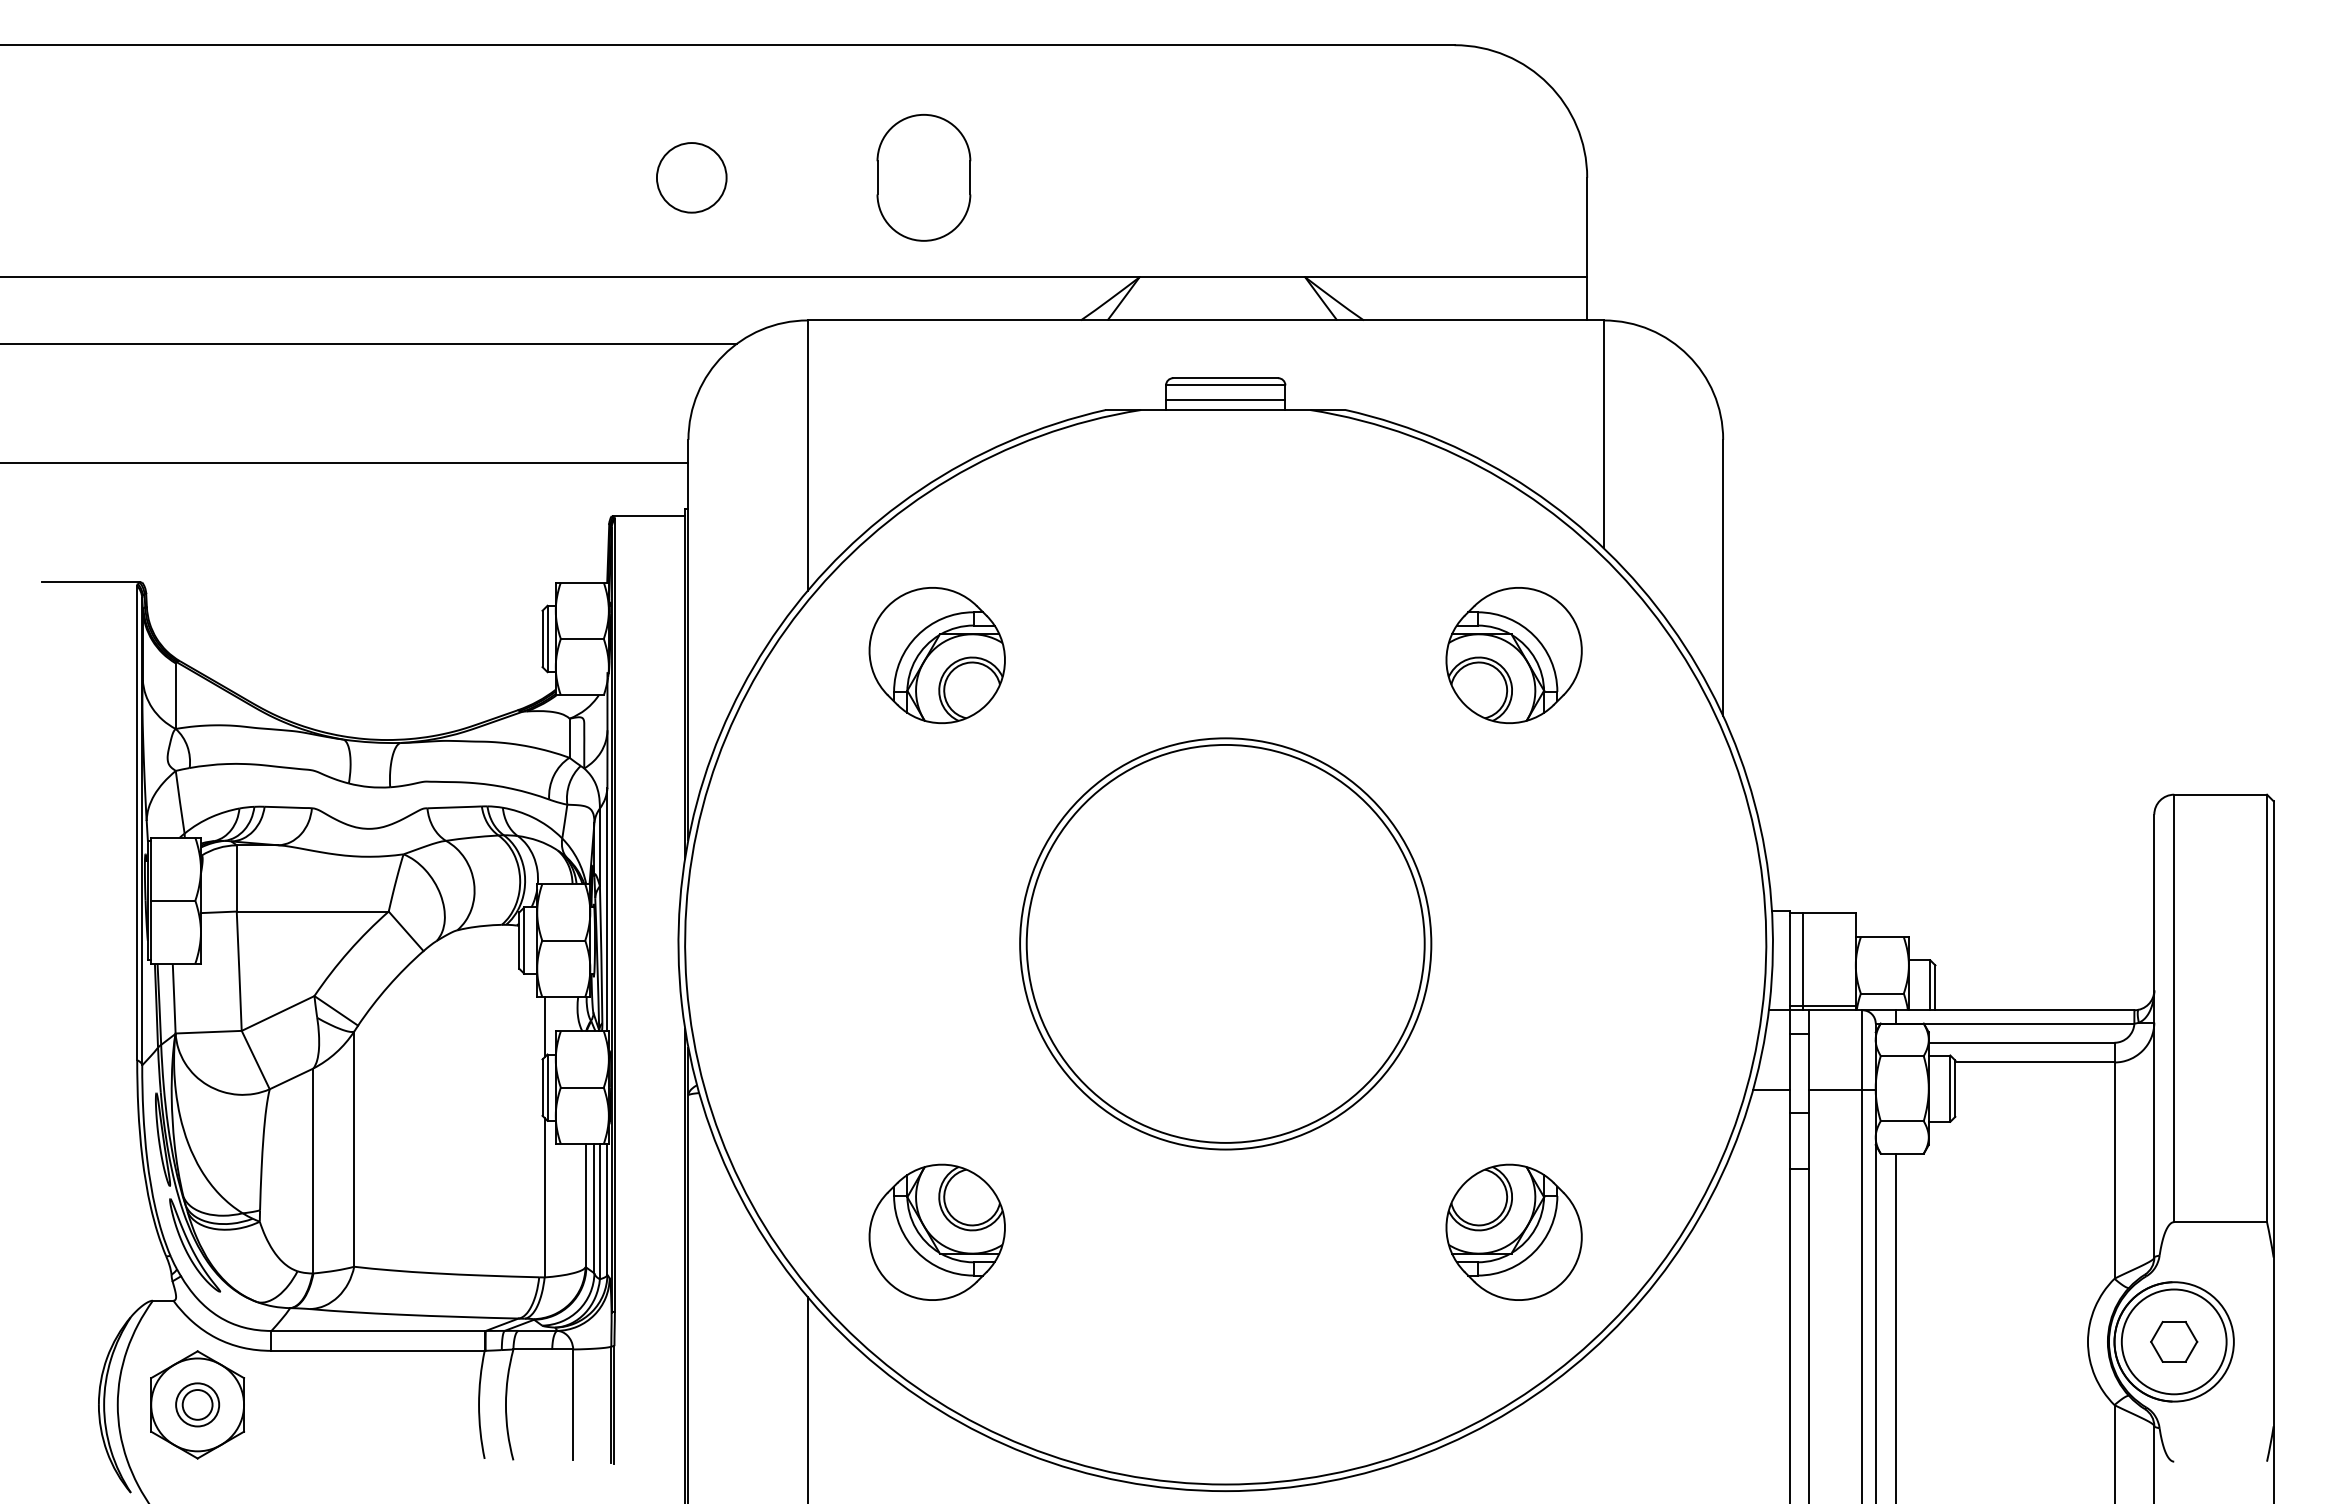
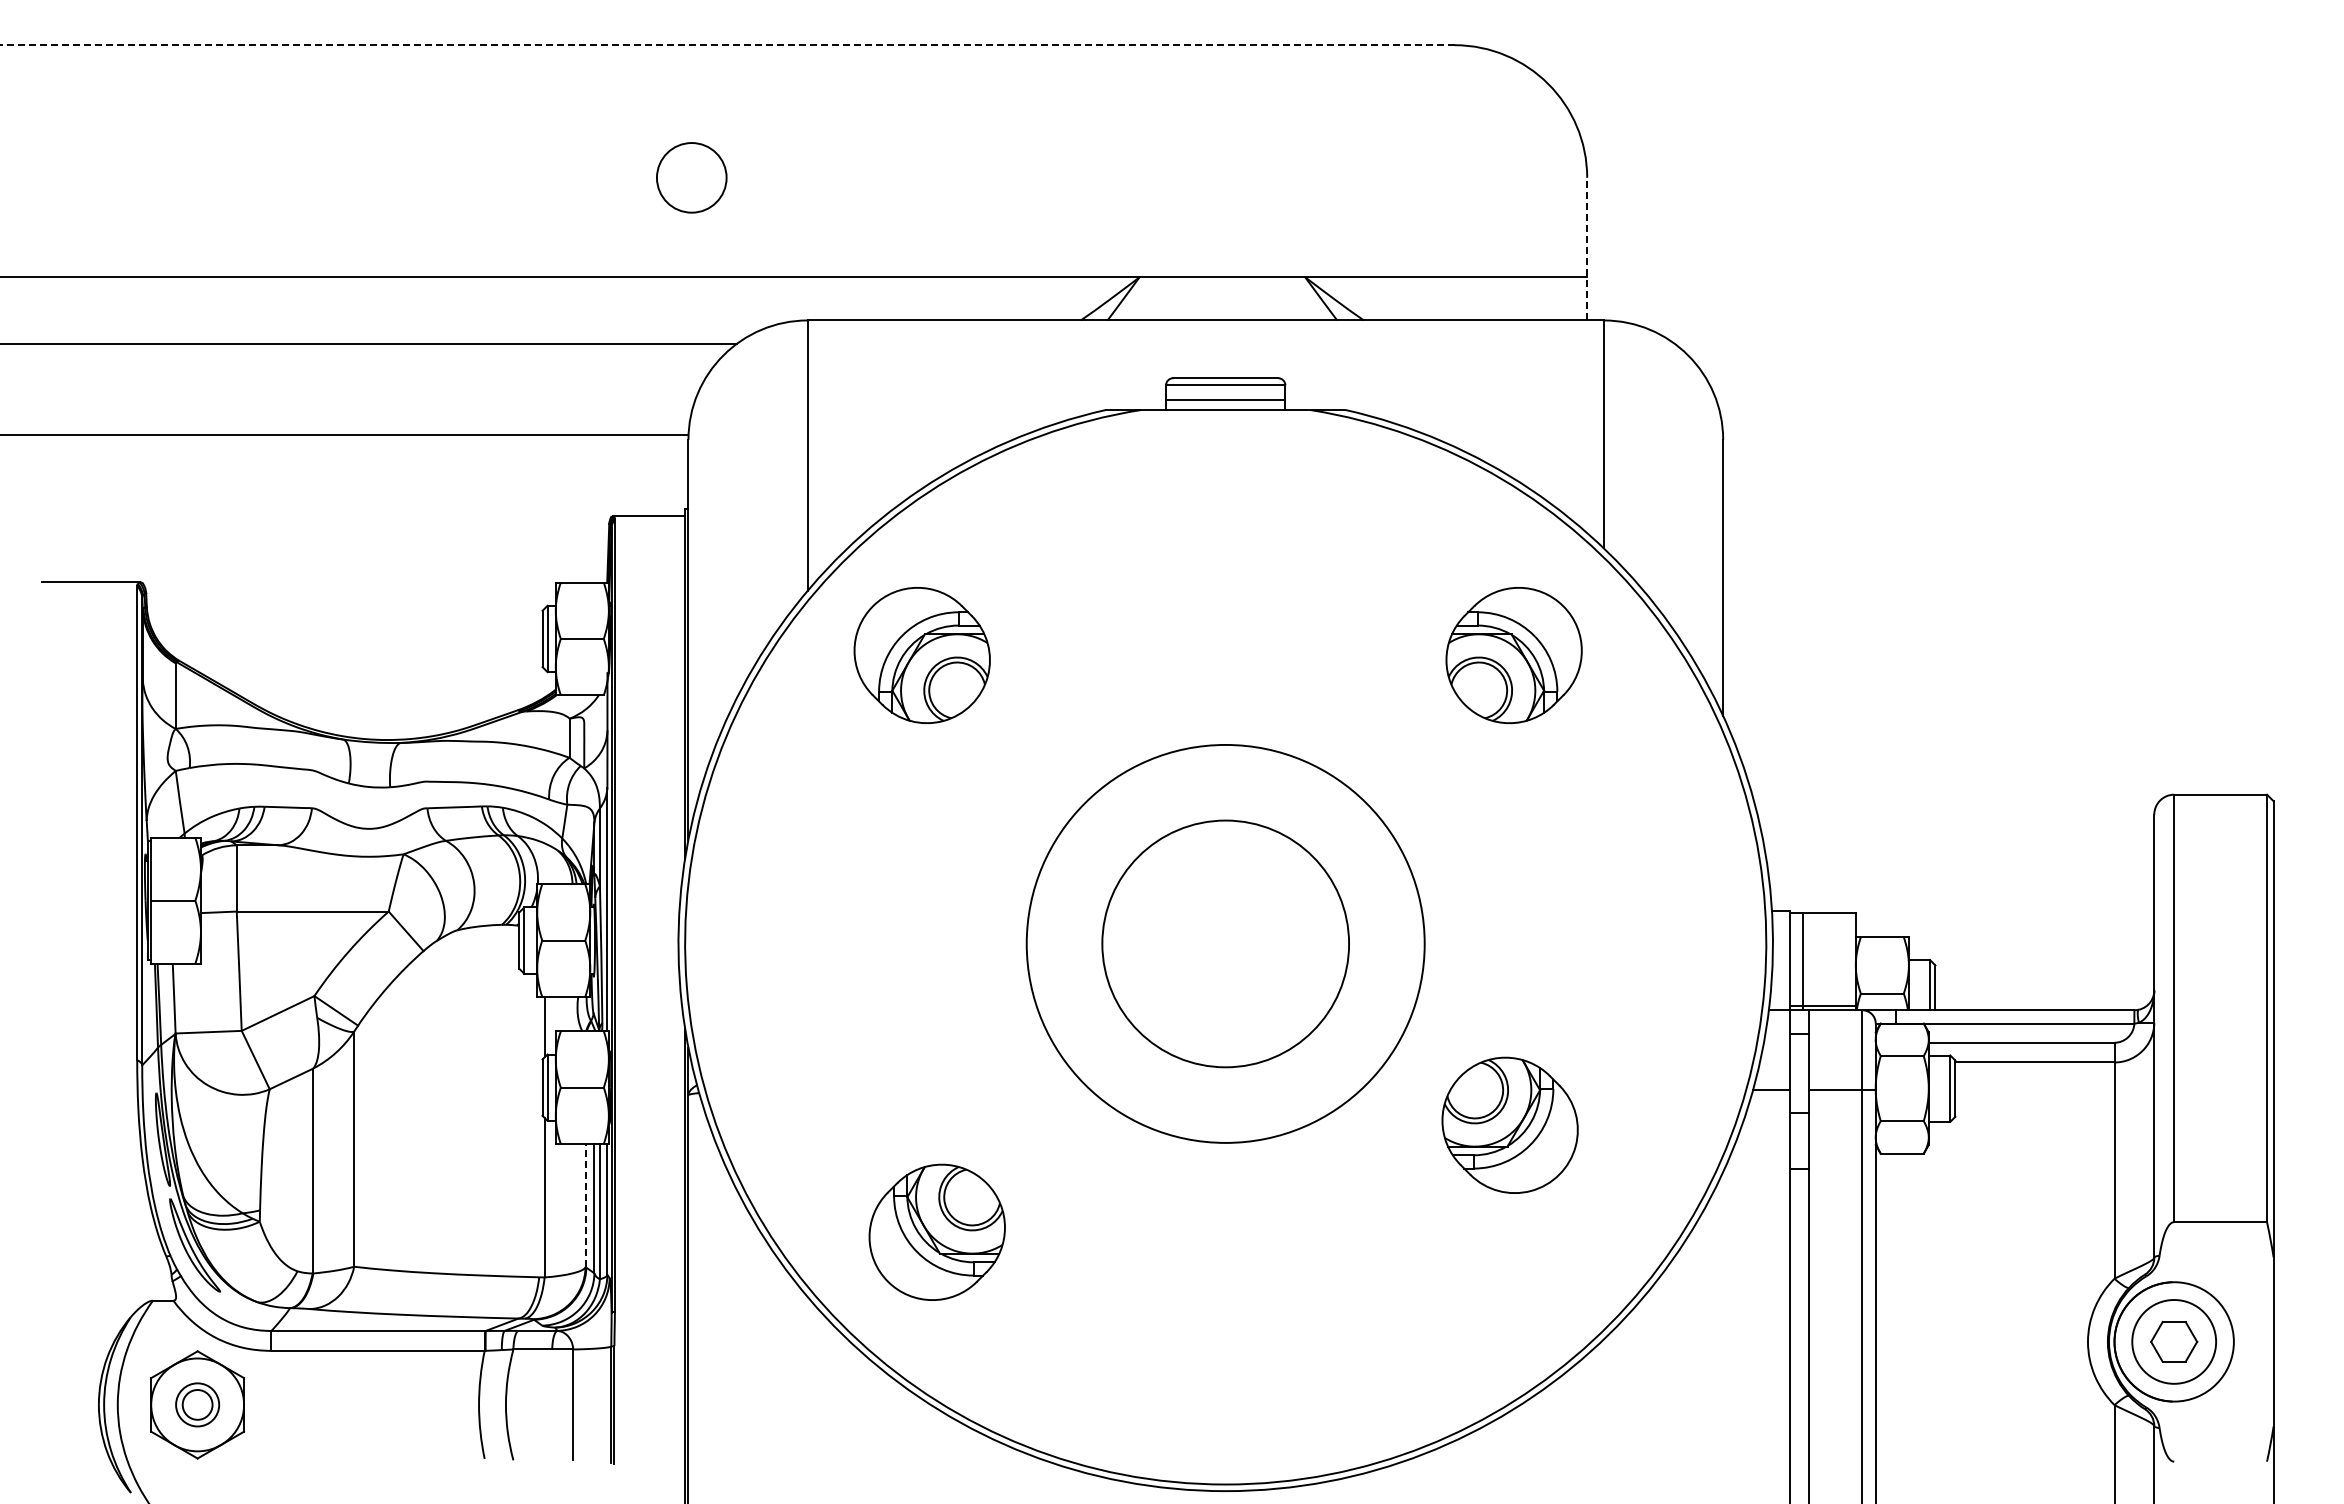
line: solid -> dashed (727, 45)
part: present -> none (923, 177)
line: solid -> dashed (1587, 248)
line position: (345, 463) -> (345, 435) (345, 435)
part position: (936, 655) -> (921, 655) (921, 655)
circle diameter: 411 px -> 247 px (1225, 943)
line: solid -> dashed (585, 1205)
part position: (1513, 1231) -> (1509, 1124) (1509, 1124)
line: present -> none (1895, 1326)
circle diameter: 105 px -> 84 px (2174, 1341)
line: present -> none (807, 1398)
